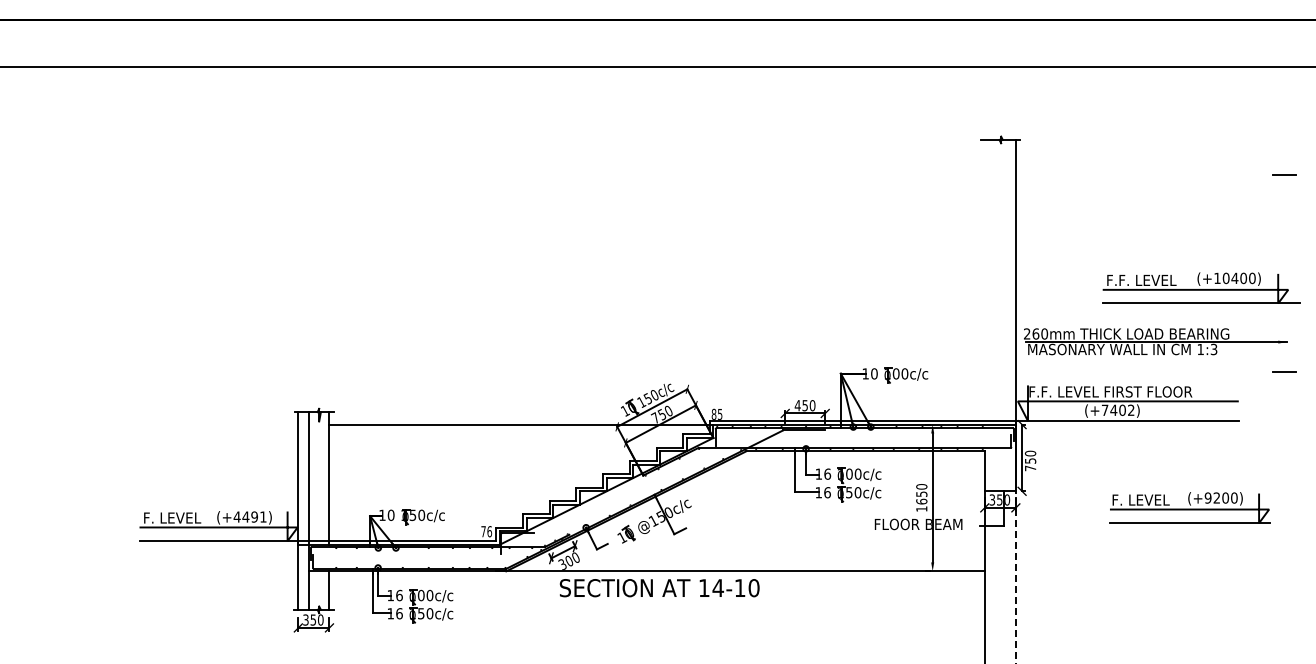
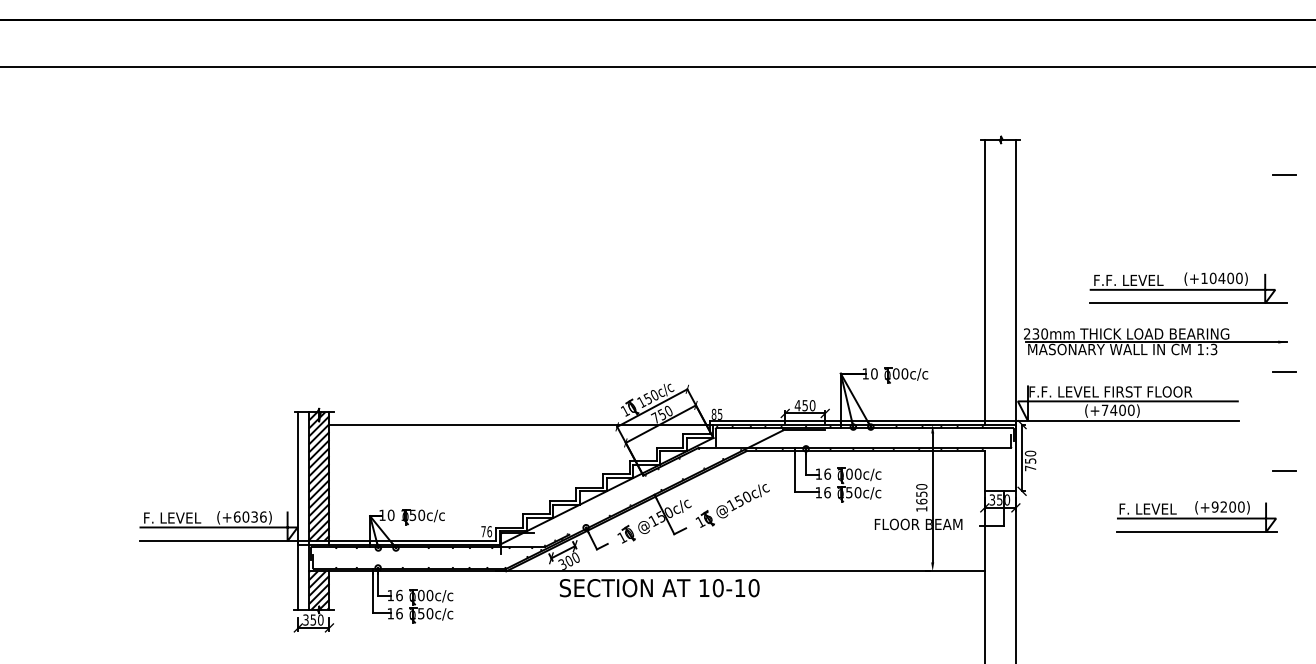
line: none -> present (984, 281)
part position: (1201, 287) -> (1188, 287) (1188, 287)
text: 260mm -> 230mm (1035, 333)
text: (+7402) -> (+7400) (1130, 409)
line: none -> present (1284, 470)
hatch: none -> present (319, 475)
part: none -> present (732, 505)
part position: (1189, 507) -> (1196, 516) (1196, 516)
text: (+4491) -> (+6036) (249, 516)
line: dashed -> solid (1015, 577)
text: 14-10 -> 10-10 (717, 588)
hatch: none -> present (319, 591)
